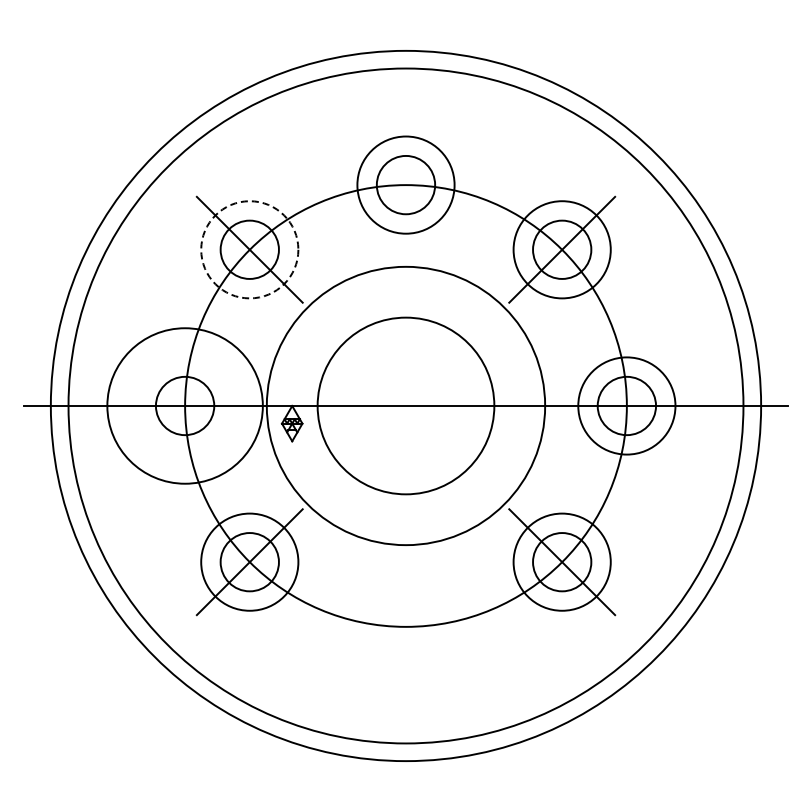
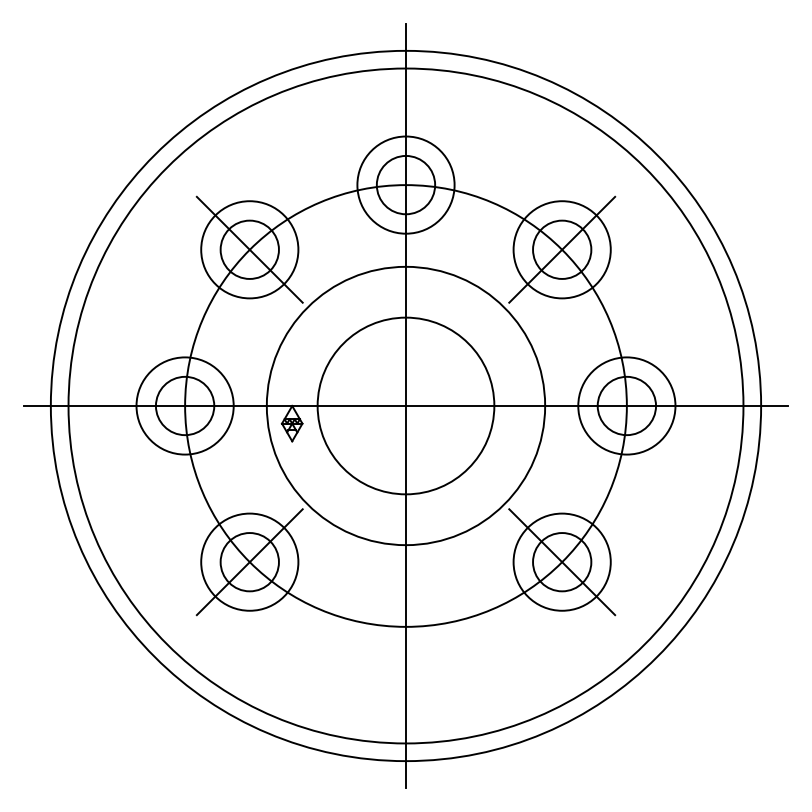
circle: dashed -> solid (249, 249)
circle diameter: 156 px -> 97 px (184, 405)
line: none -> present (406, 405)
